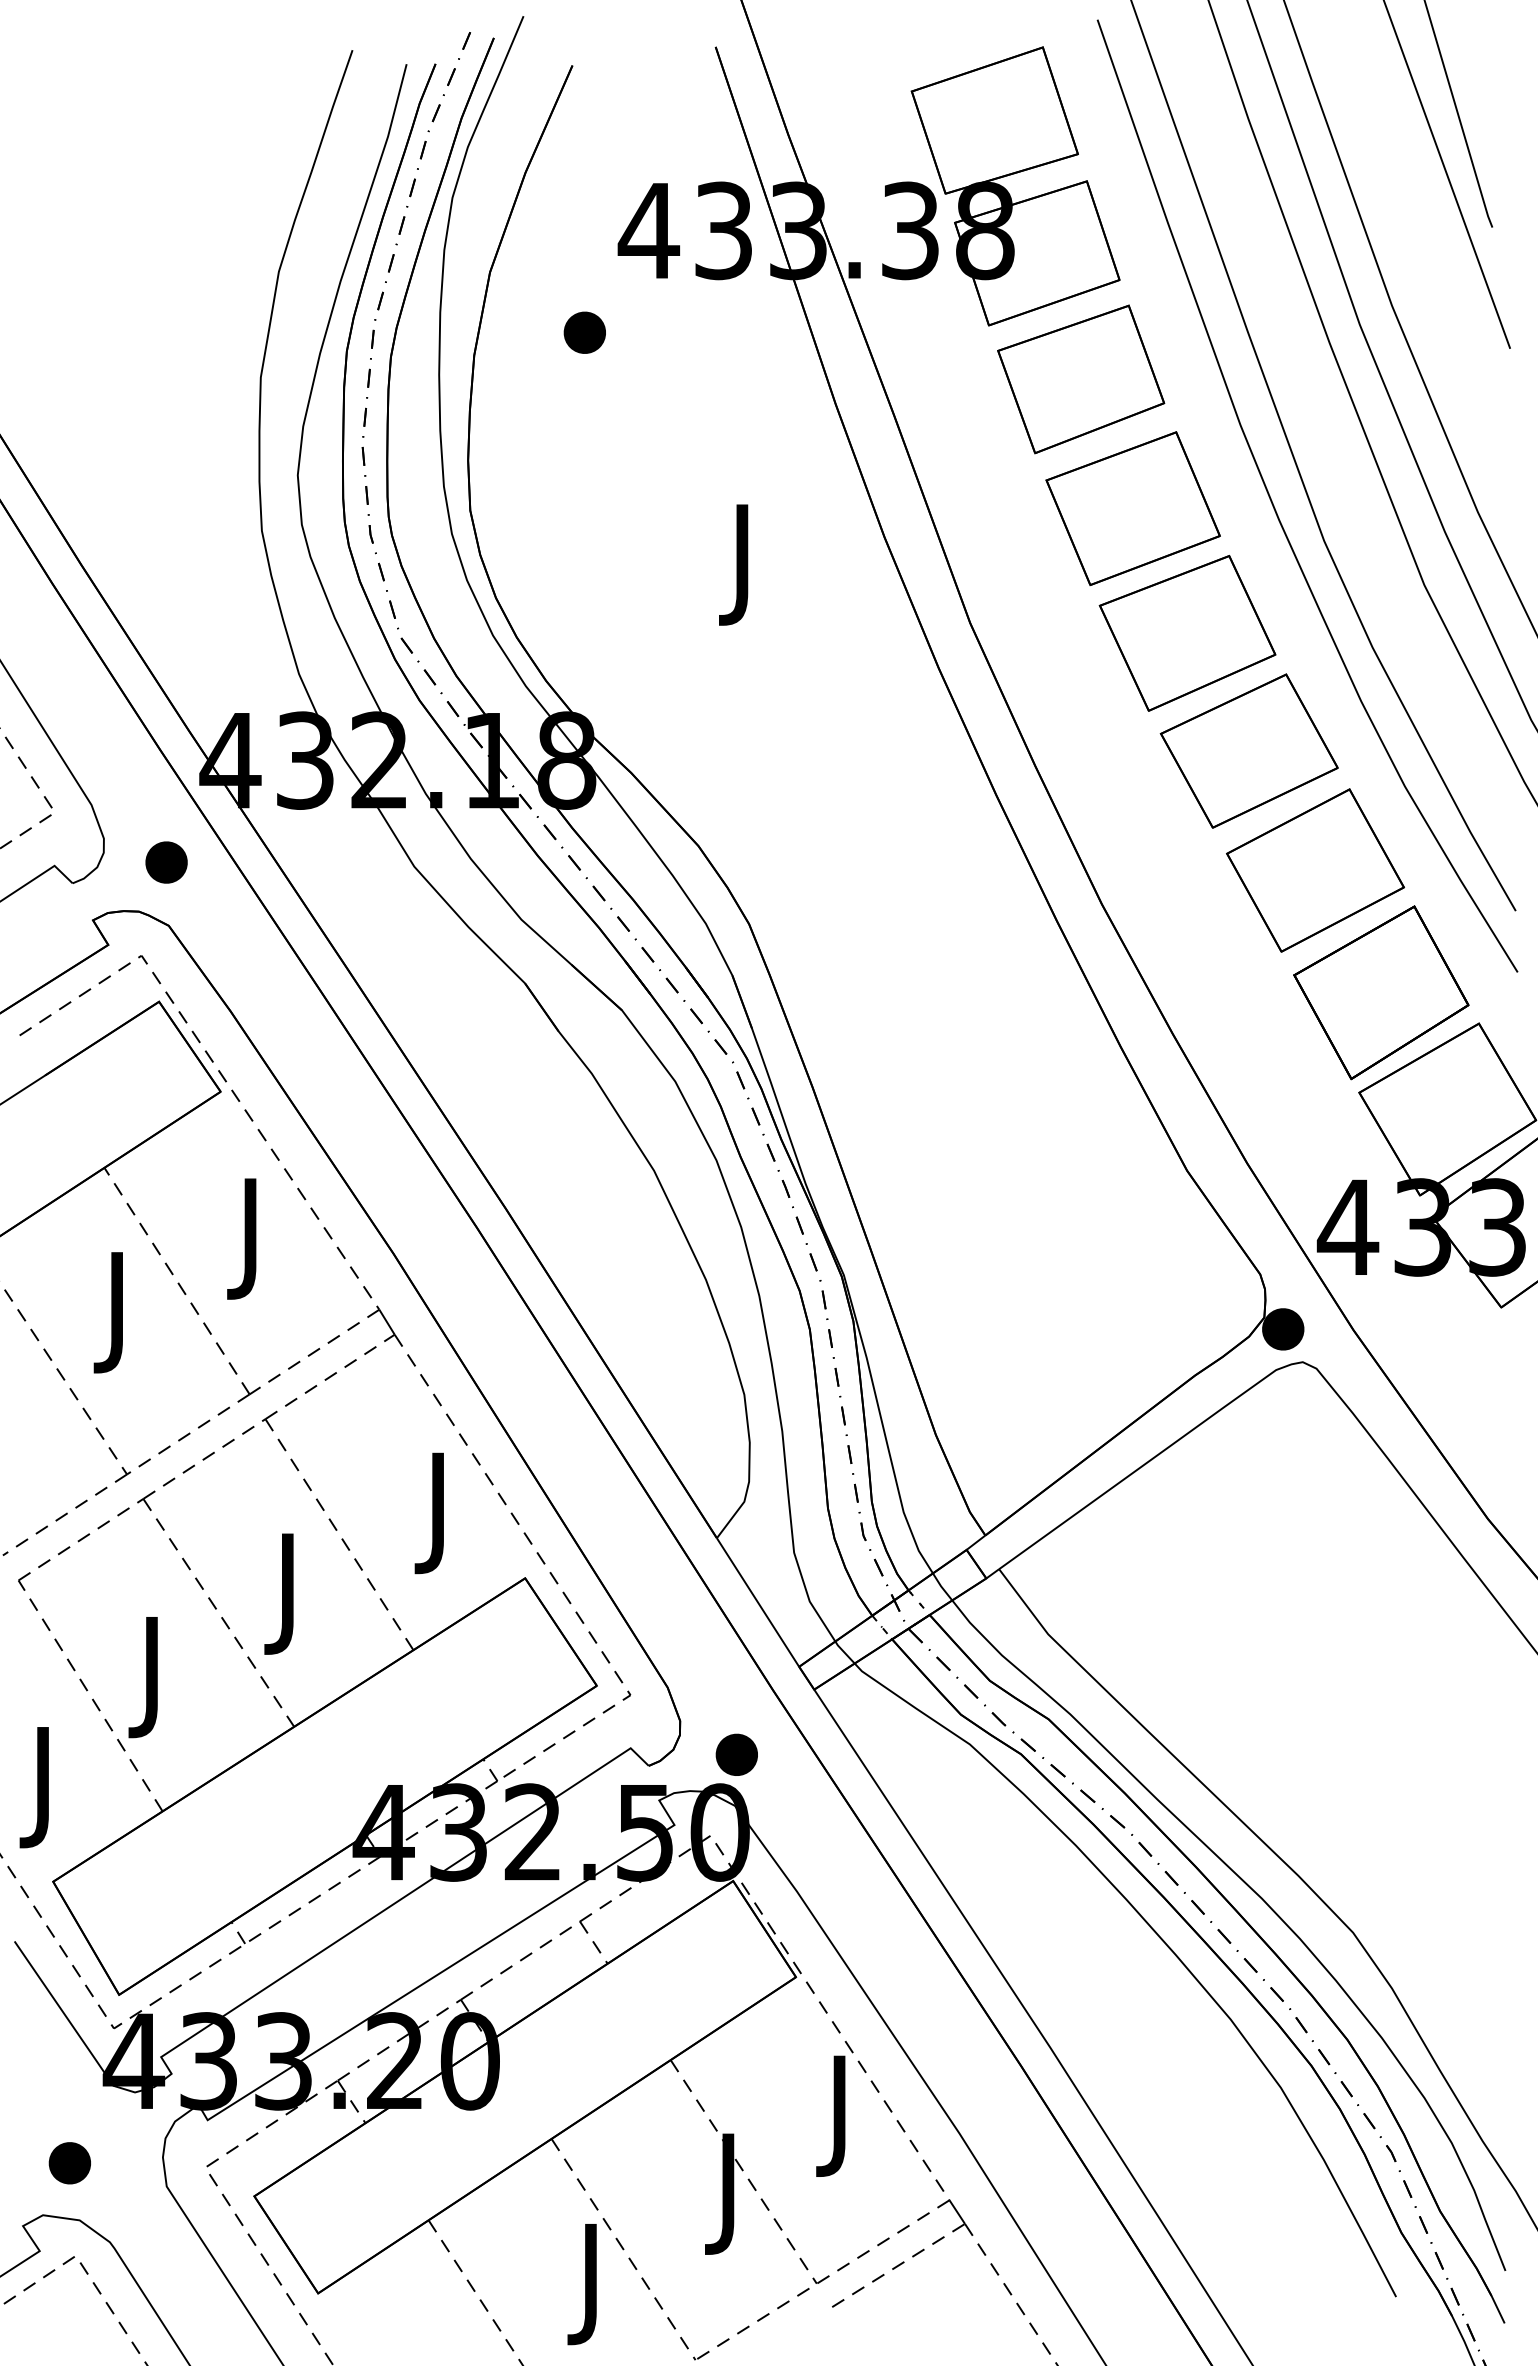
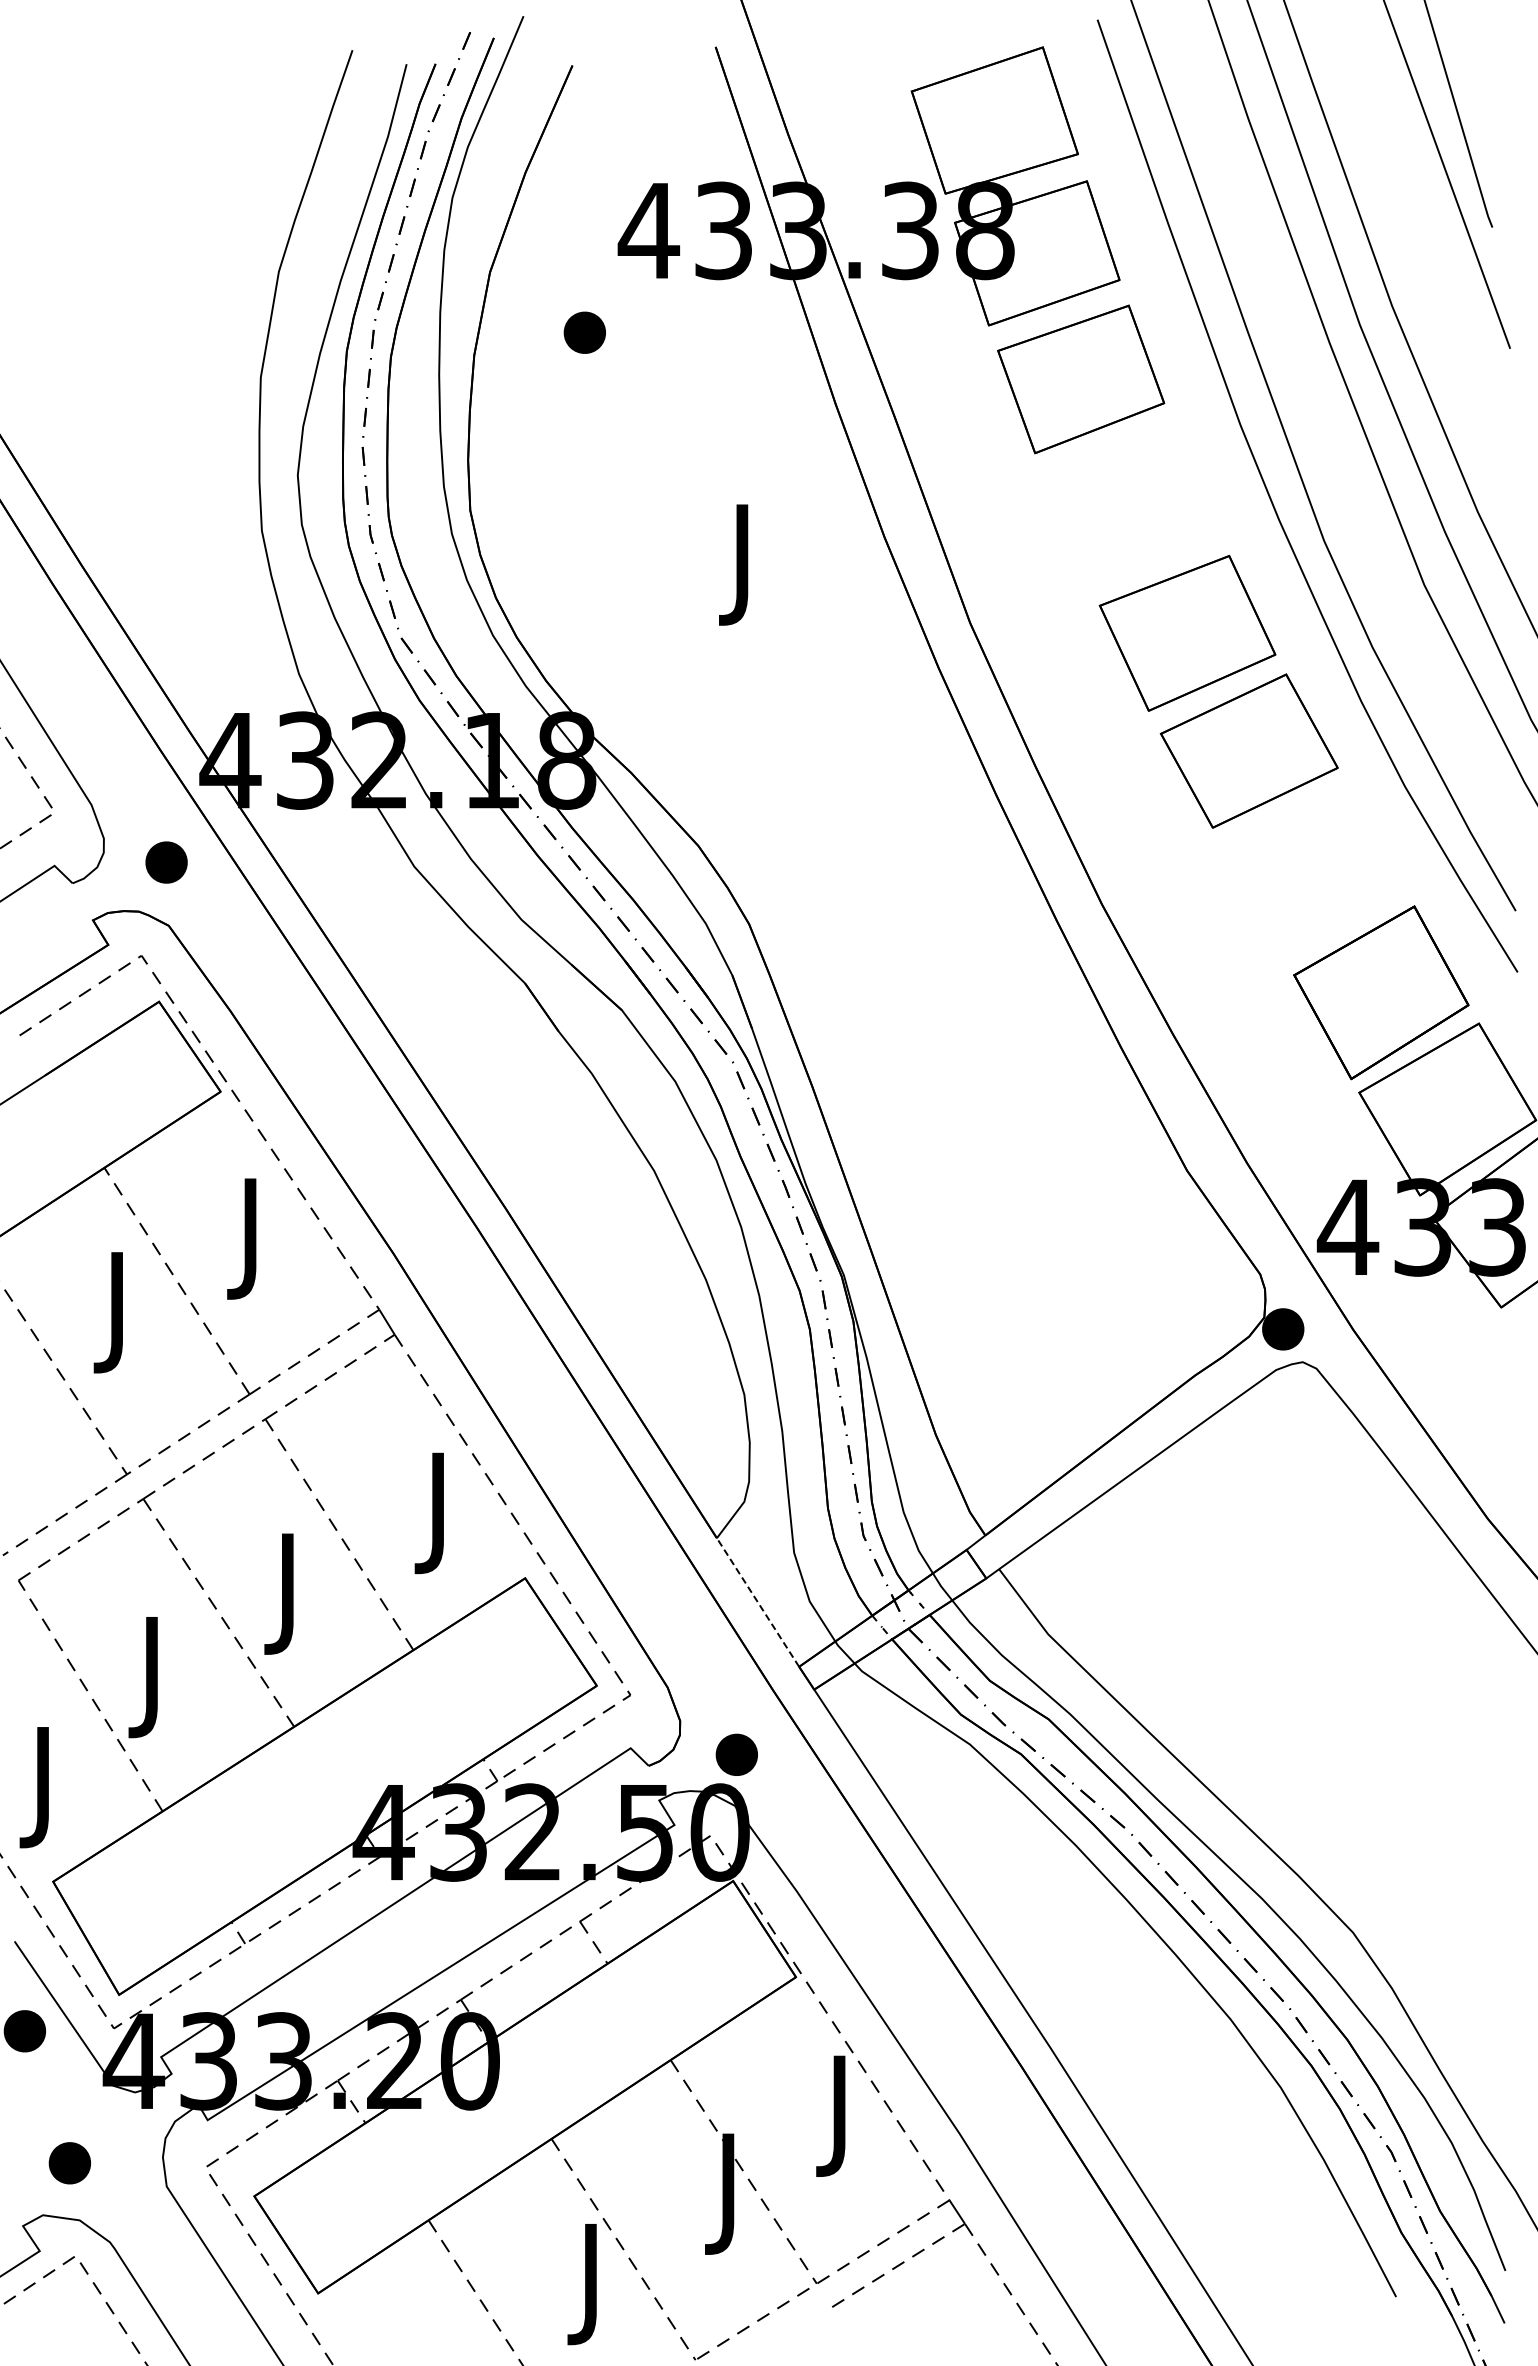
part: present -> none (1132, 508)
part: present -> none (1315, 870)
line: solid -> dashed (757, 1602)
part: none -> present (24, 2031)
